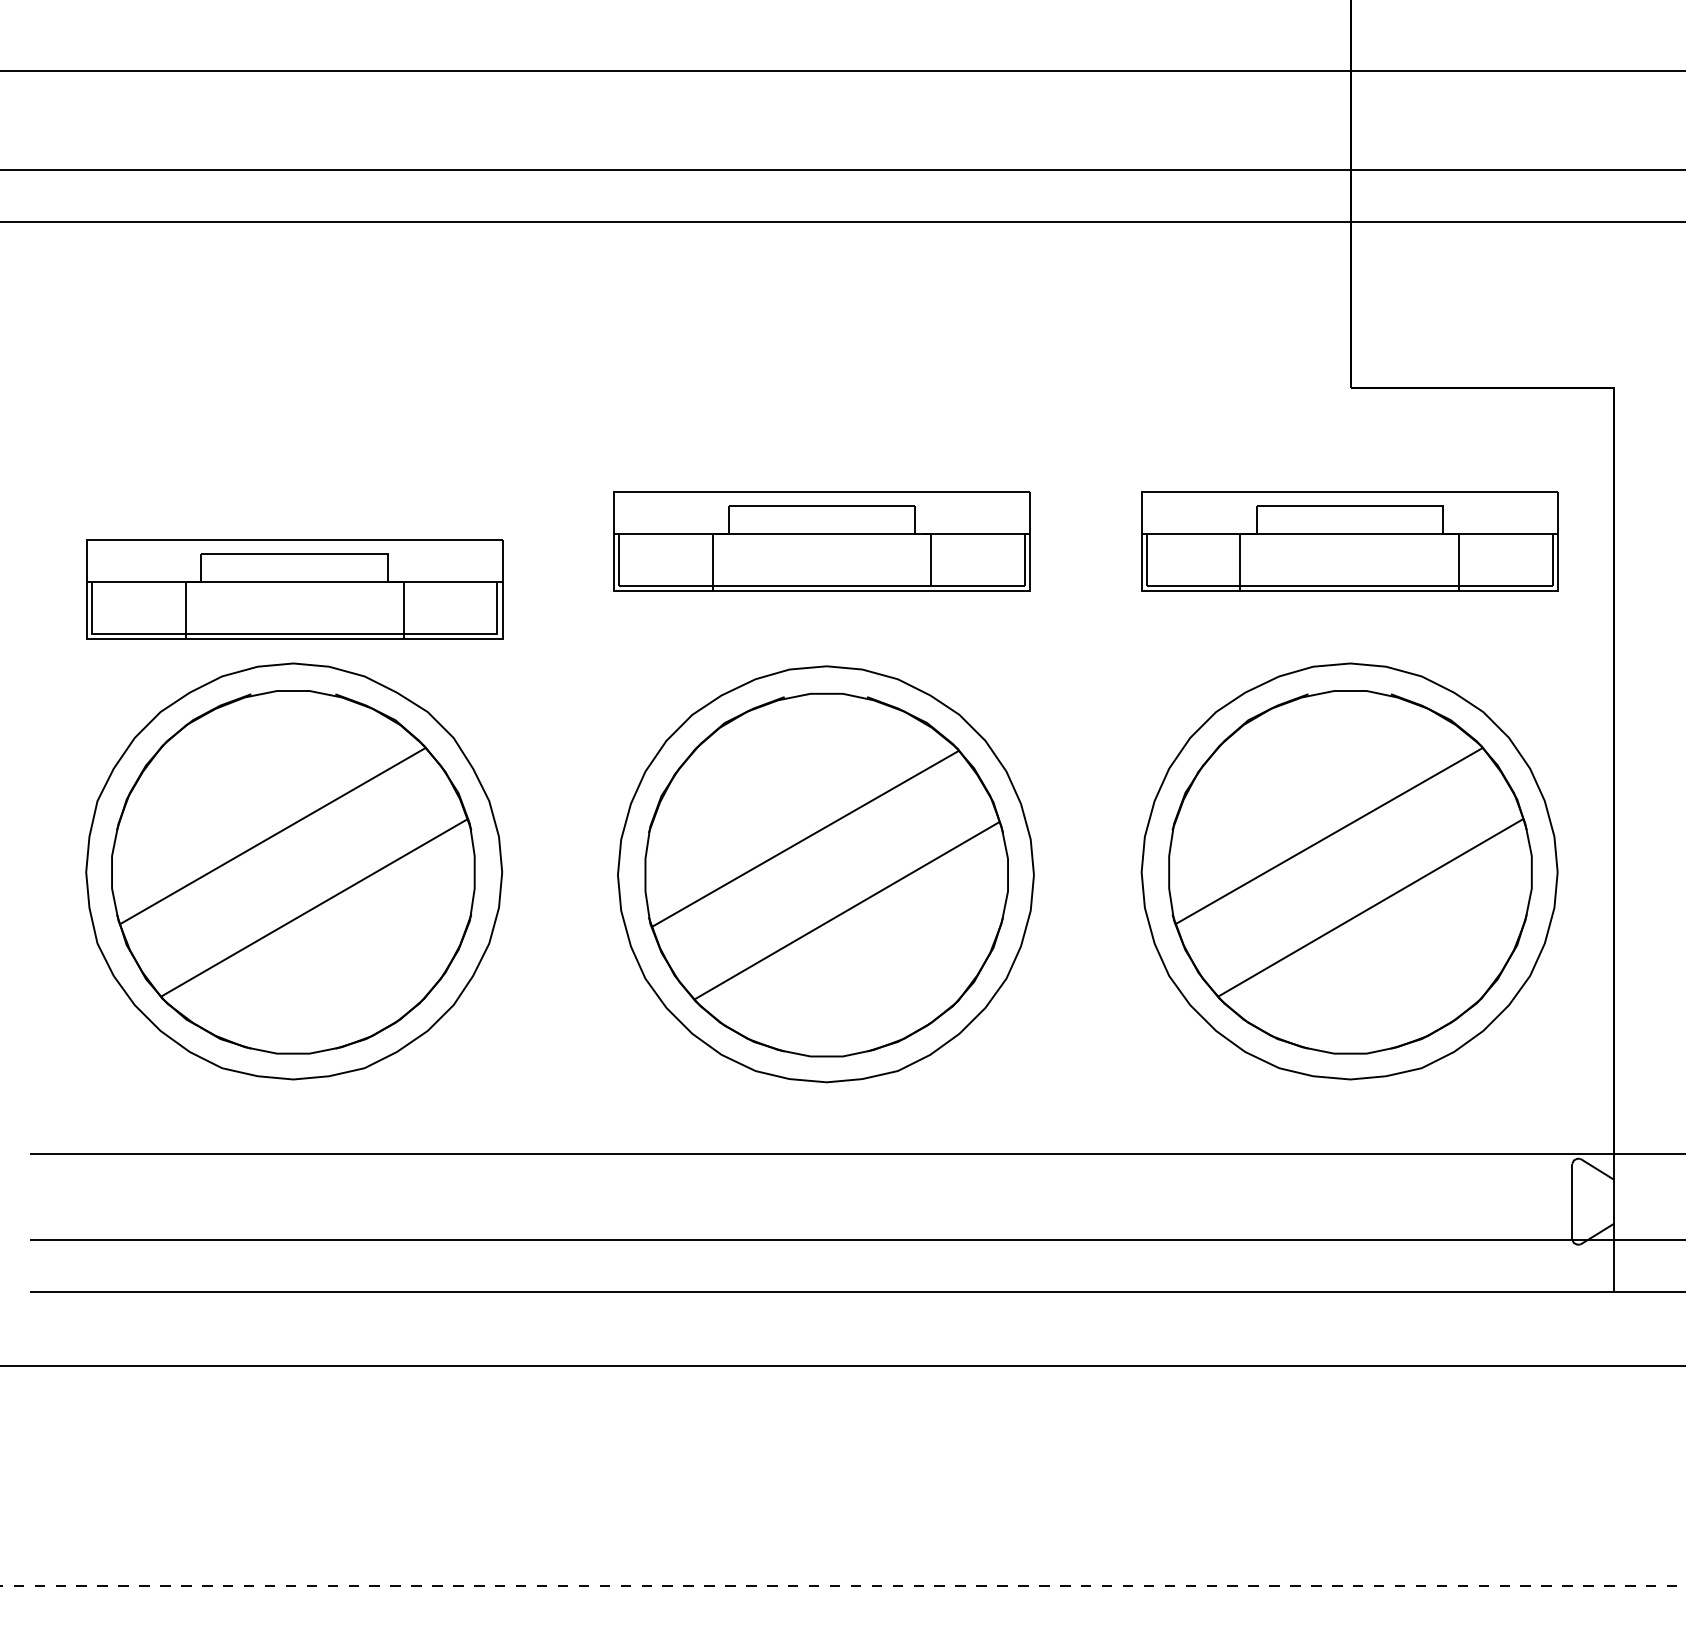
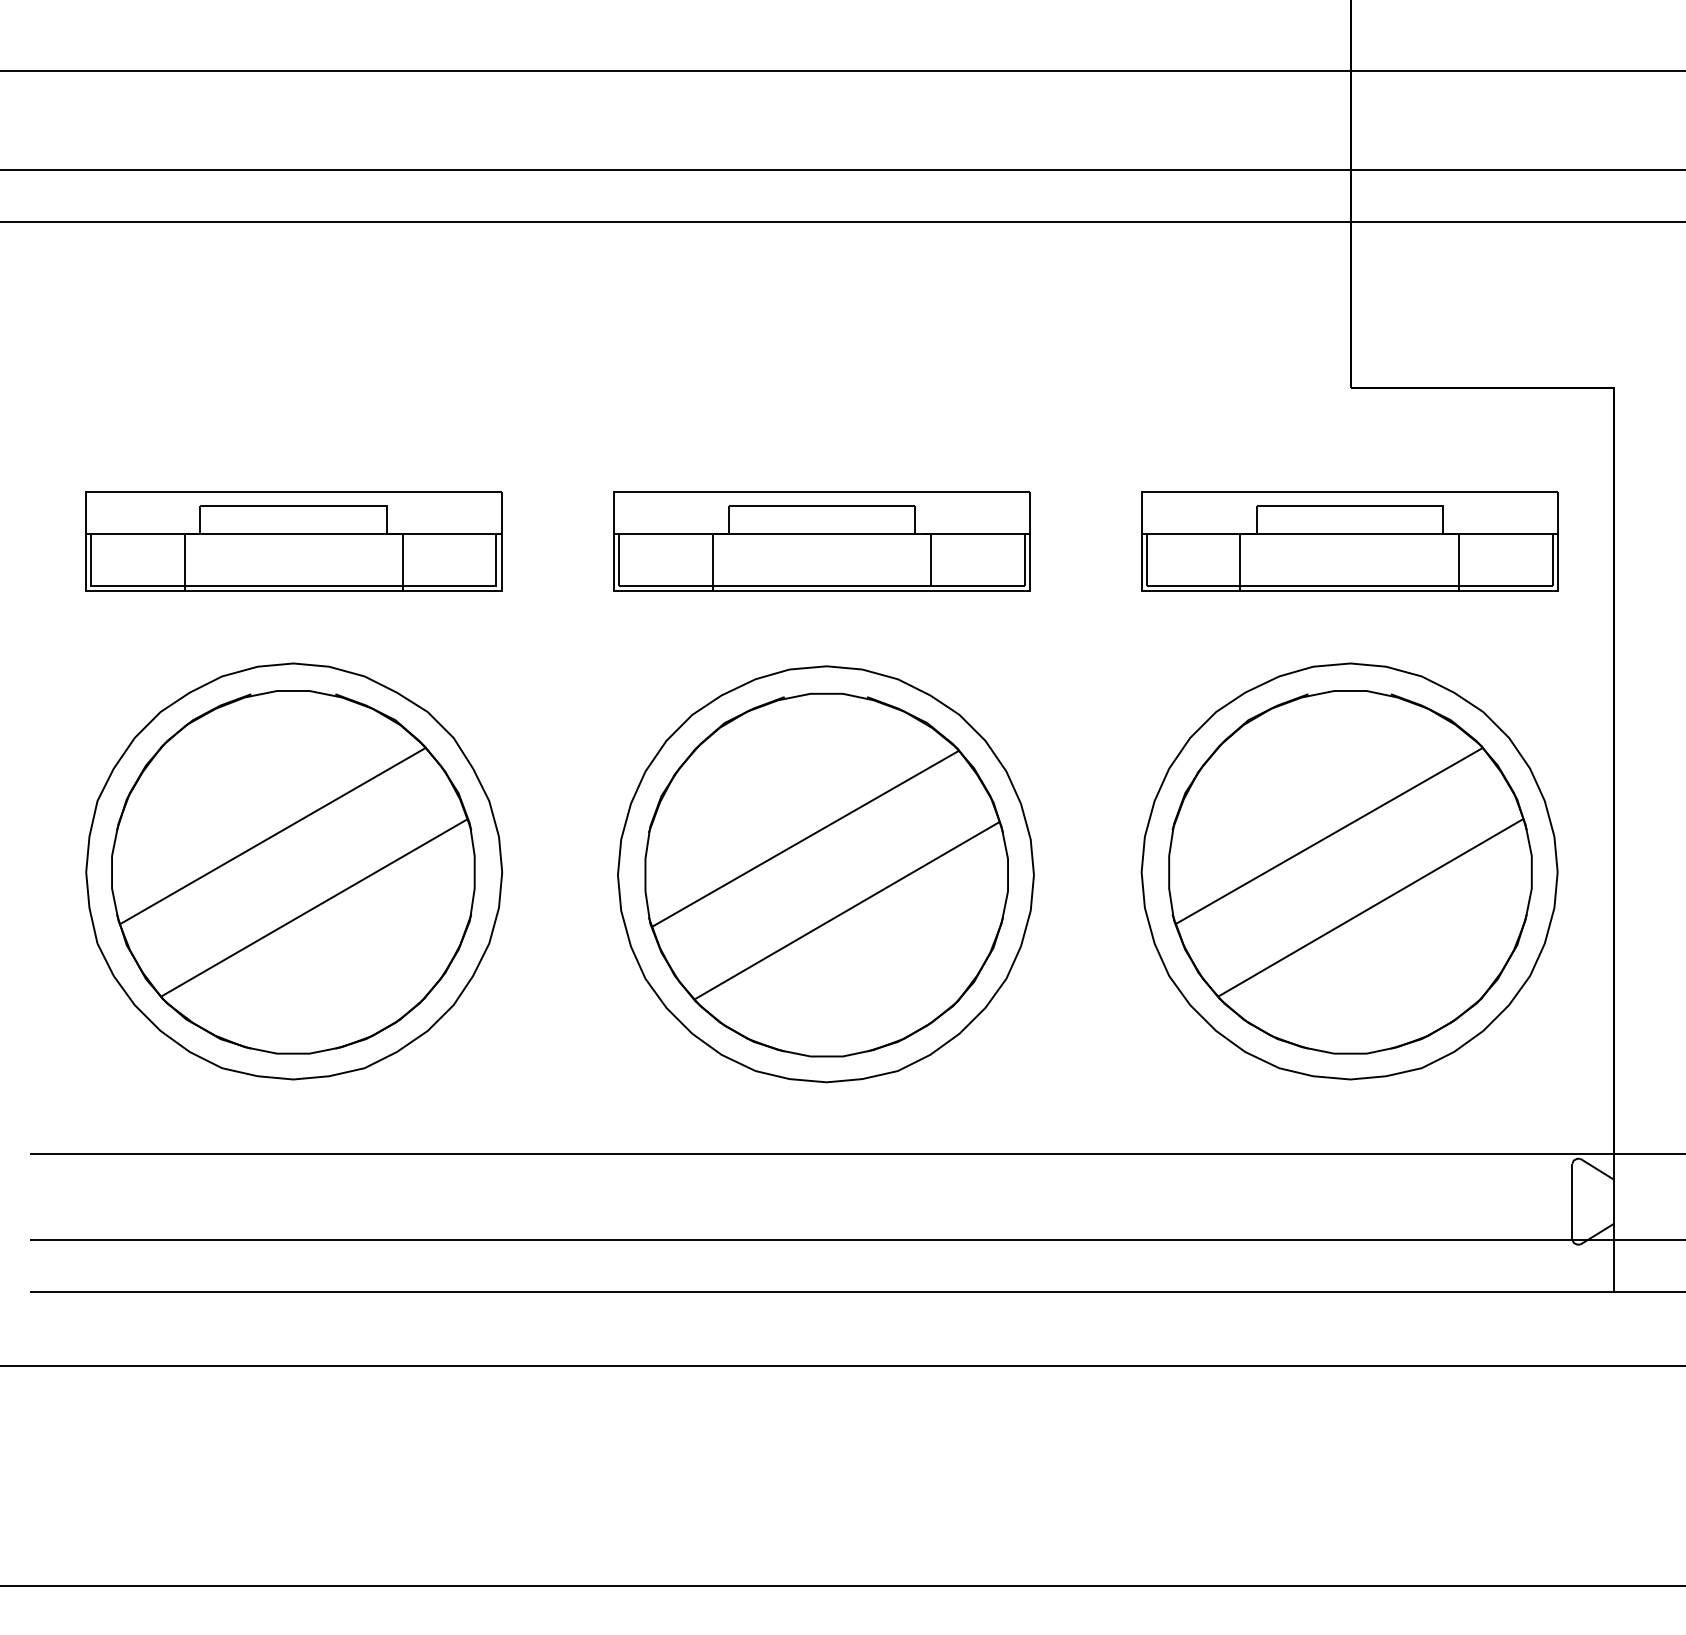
part position: (294, 589) -> (293, 541) (293, 541)
line: dashed -> solid (842, 1586)
